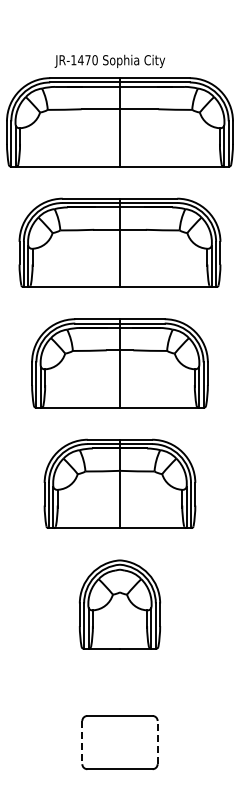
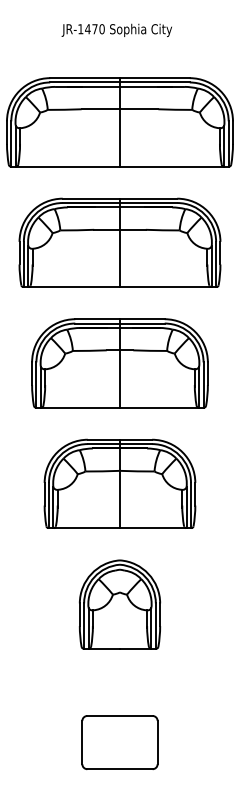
text position: (109, 60) -> (116, 29) (116, 29)
line: dashed -> solid (82, 742)
line: dashed -> solid (157, 742)
